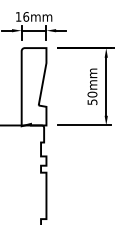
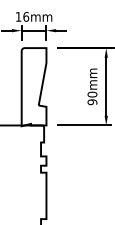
text: 50mm -> 90mm (92, 102)
